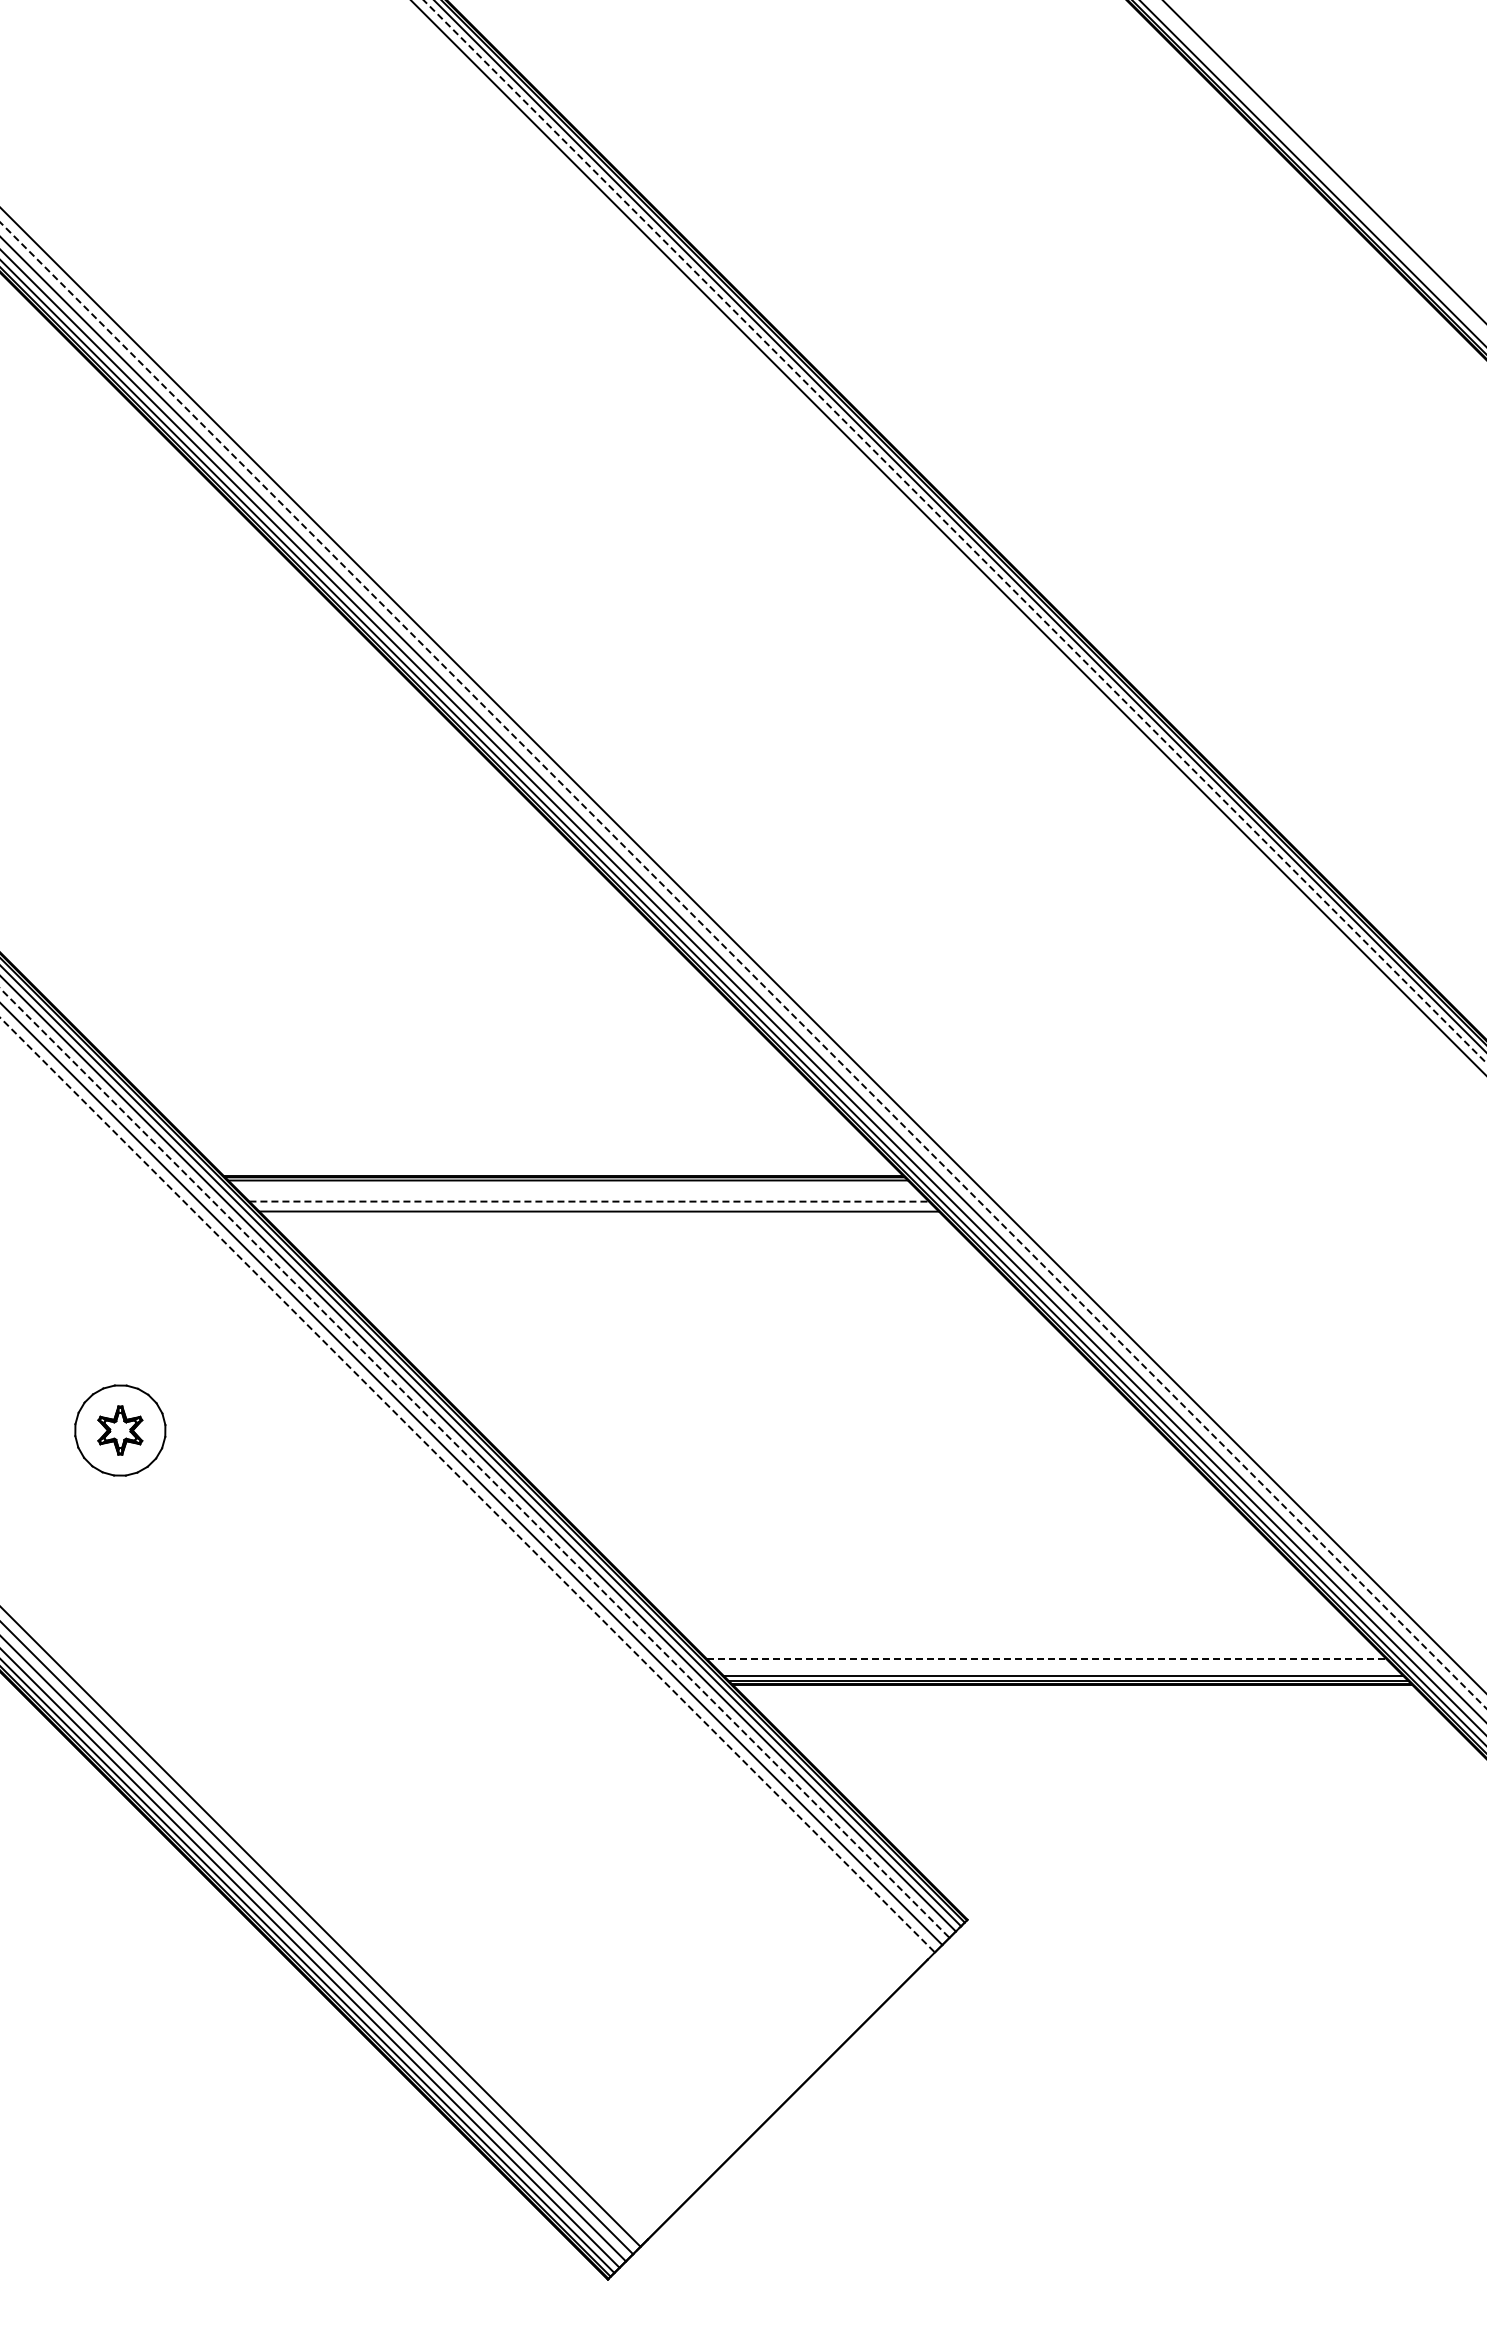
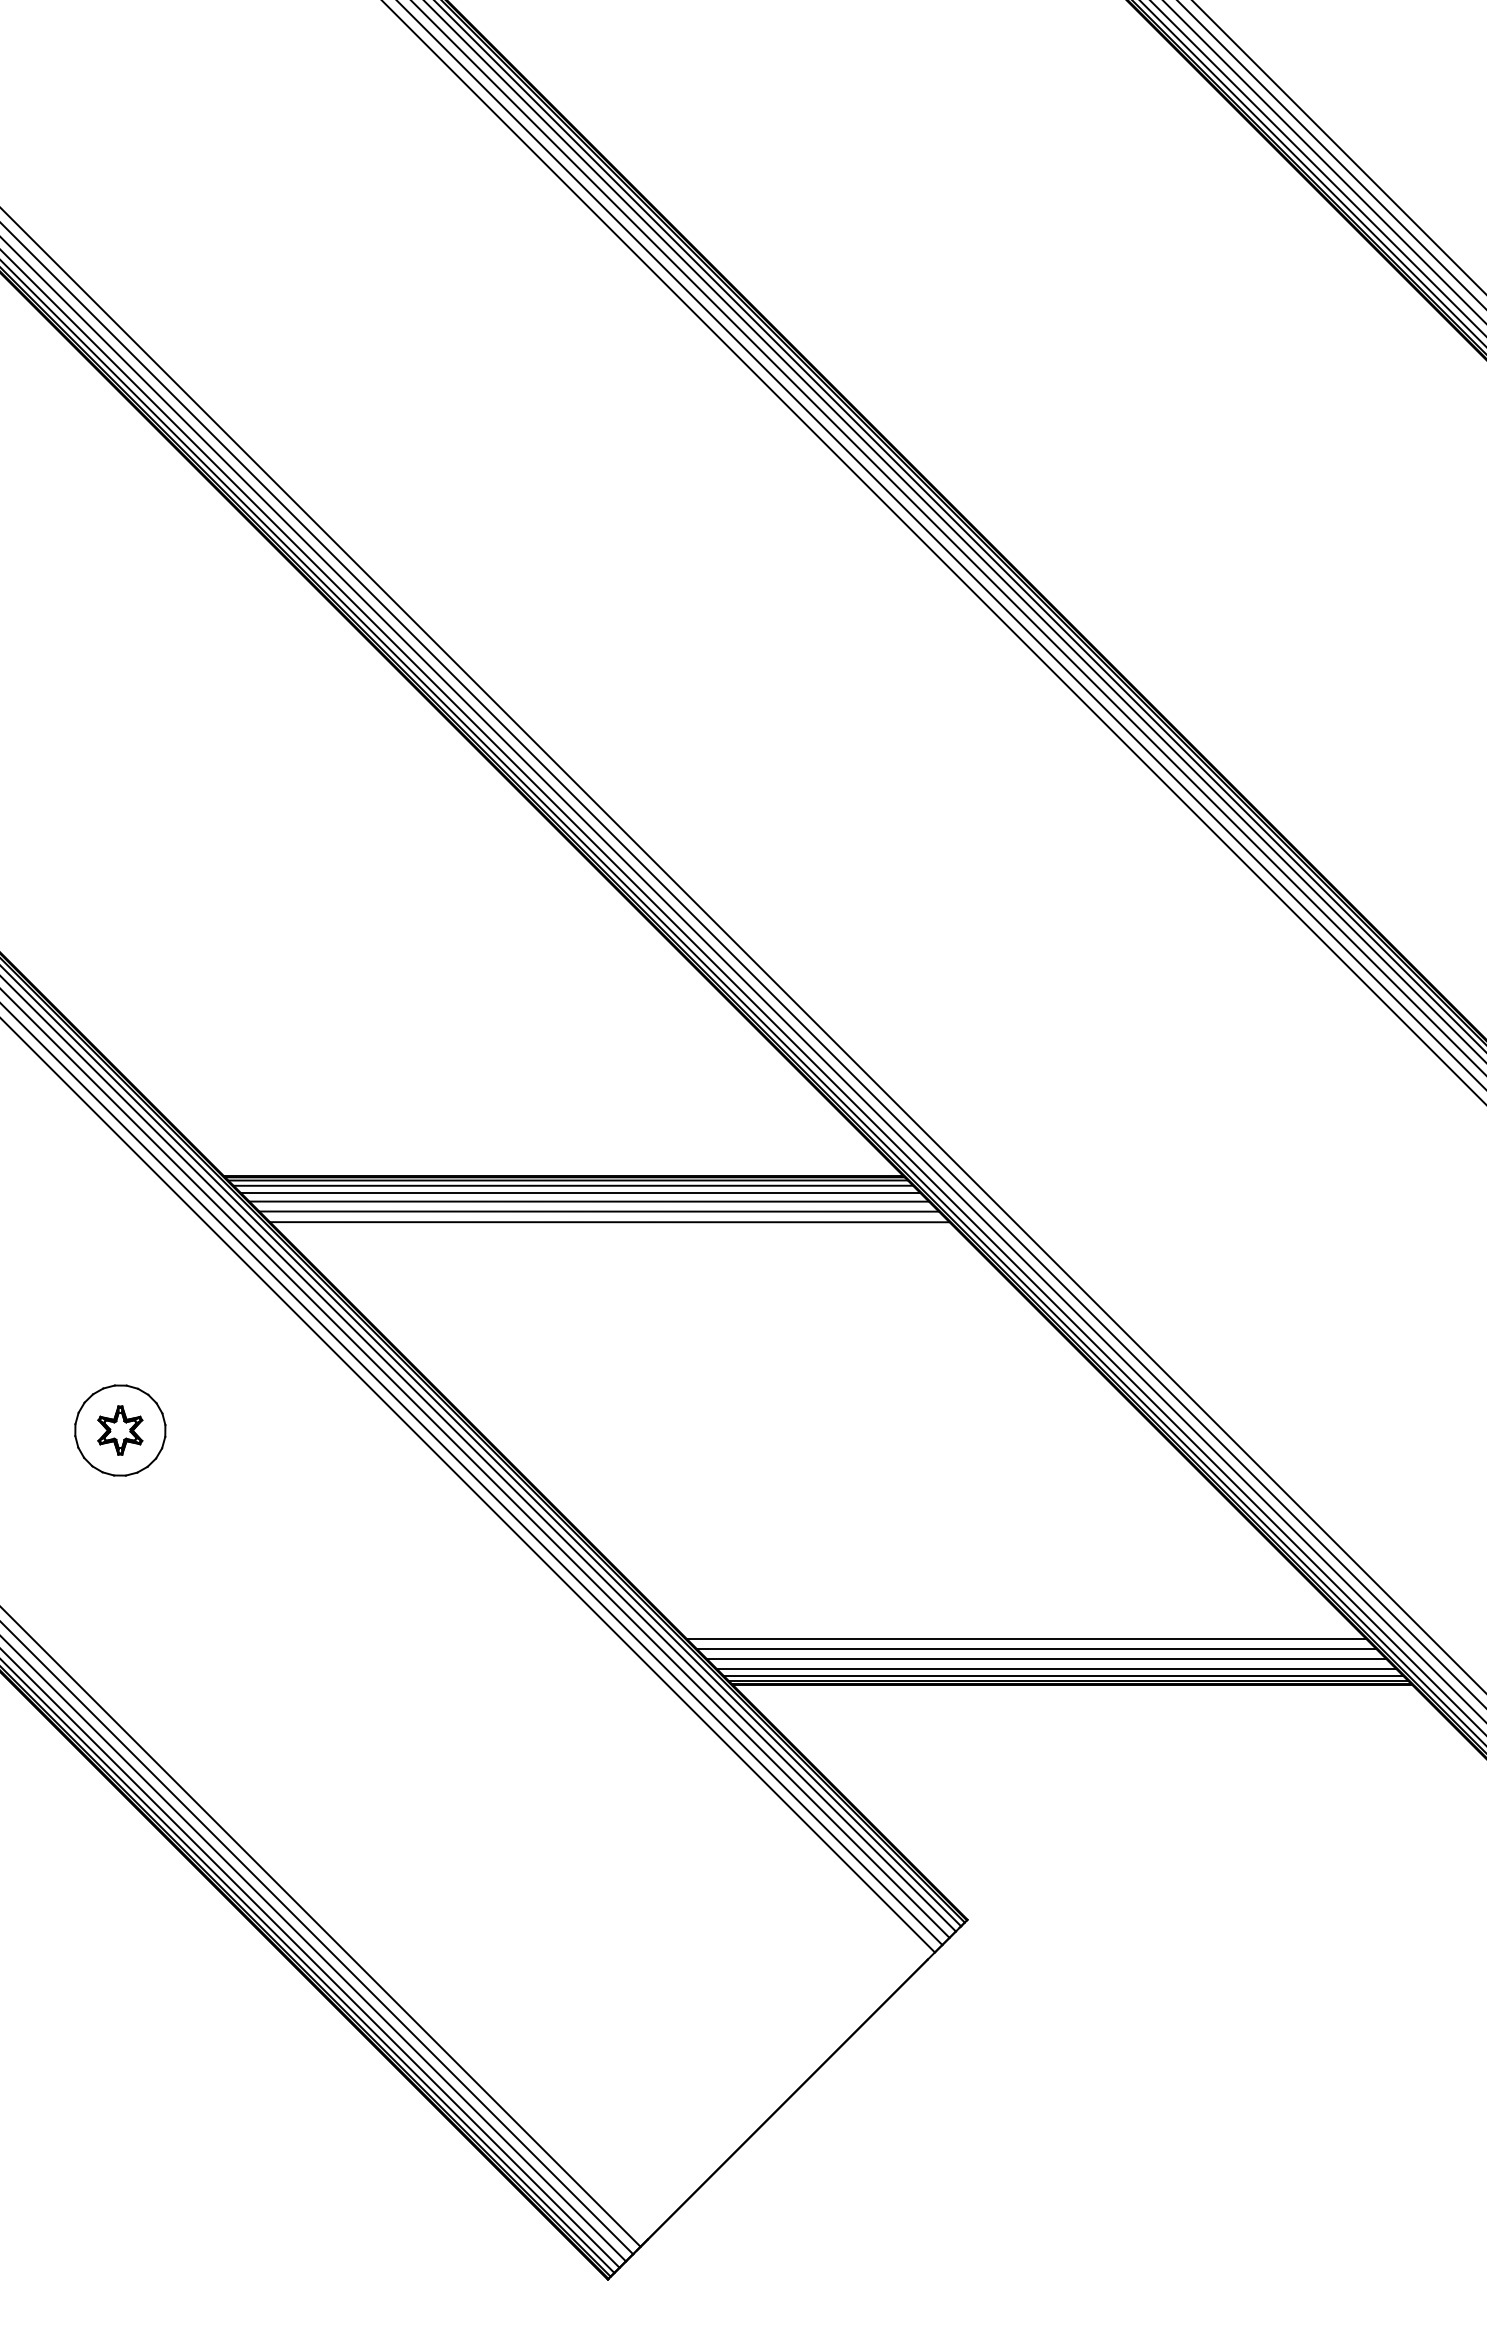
line: none -> present (1338, 146)
line: none -> present (1331, 154)
line: none -> present (1317, 168)
line: dashed -> solid (954, 531)
line: none -> present (940, 544)
line: none -> present (933, 552)
line: dashed -> solid (743, 965)
line: none -> present (573, 1185)
line: none -> present (580, 1192)
line: dashed -> solid (589, 1201)
line: none -> present (609, 1222)
line: dashed -> solid (475, 1463)
line: dashed -> solid (467, 1485)
line: none -> present (1026, 1638)
line: none -> present (1036, 1649)
line: dashed -> solid (1047, 1659)
line: none -> present (1055, 1668)
